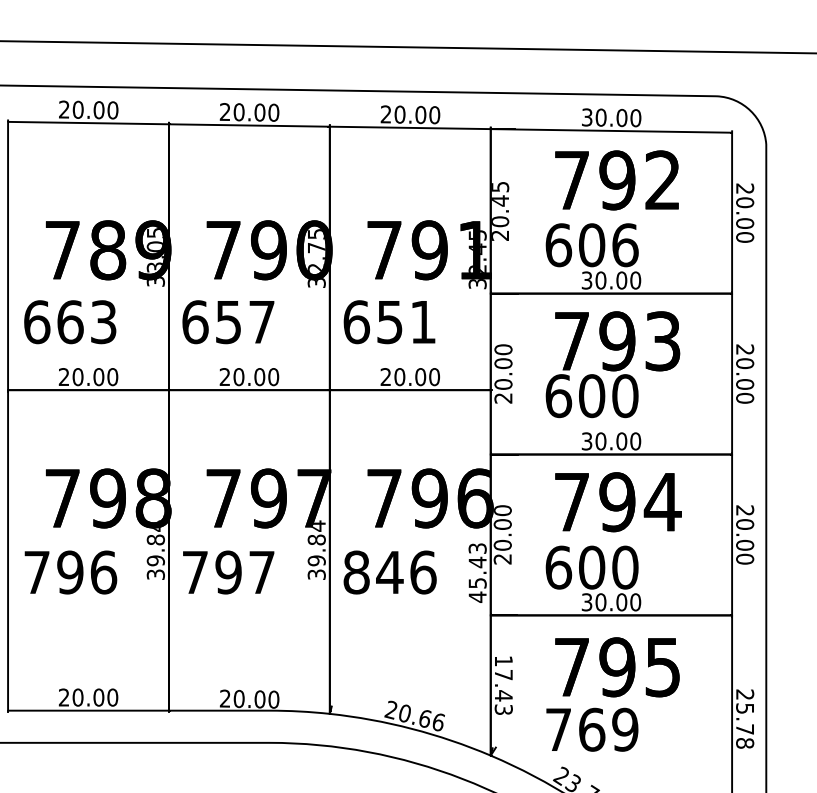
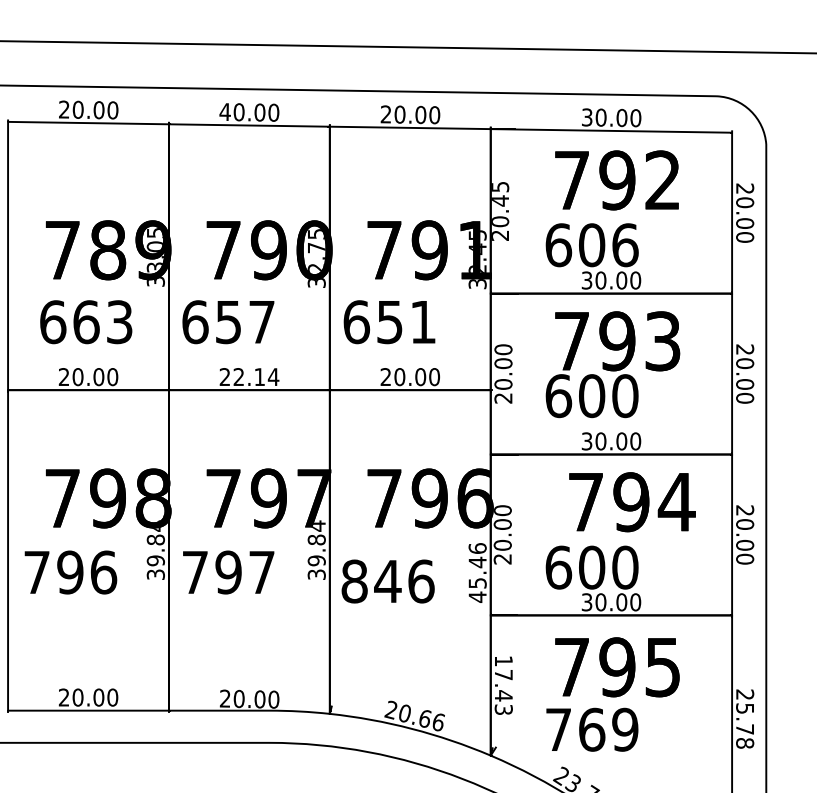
text: 20.00 -> 40.00 (224, 111)
text position: (70, 322) -> (86, 322) (86, 322)
text: 20.00 -> 22.14 (256, 377)
text position: (618, 502) -> (632, 502) (632, 502)
text: 45.43 -> 45.46 (477, 548)
text position: (389, 572) -> (387, 581) (387, 581)
